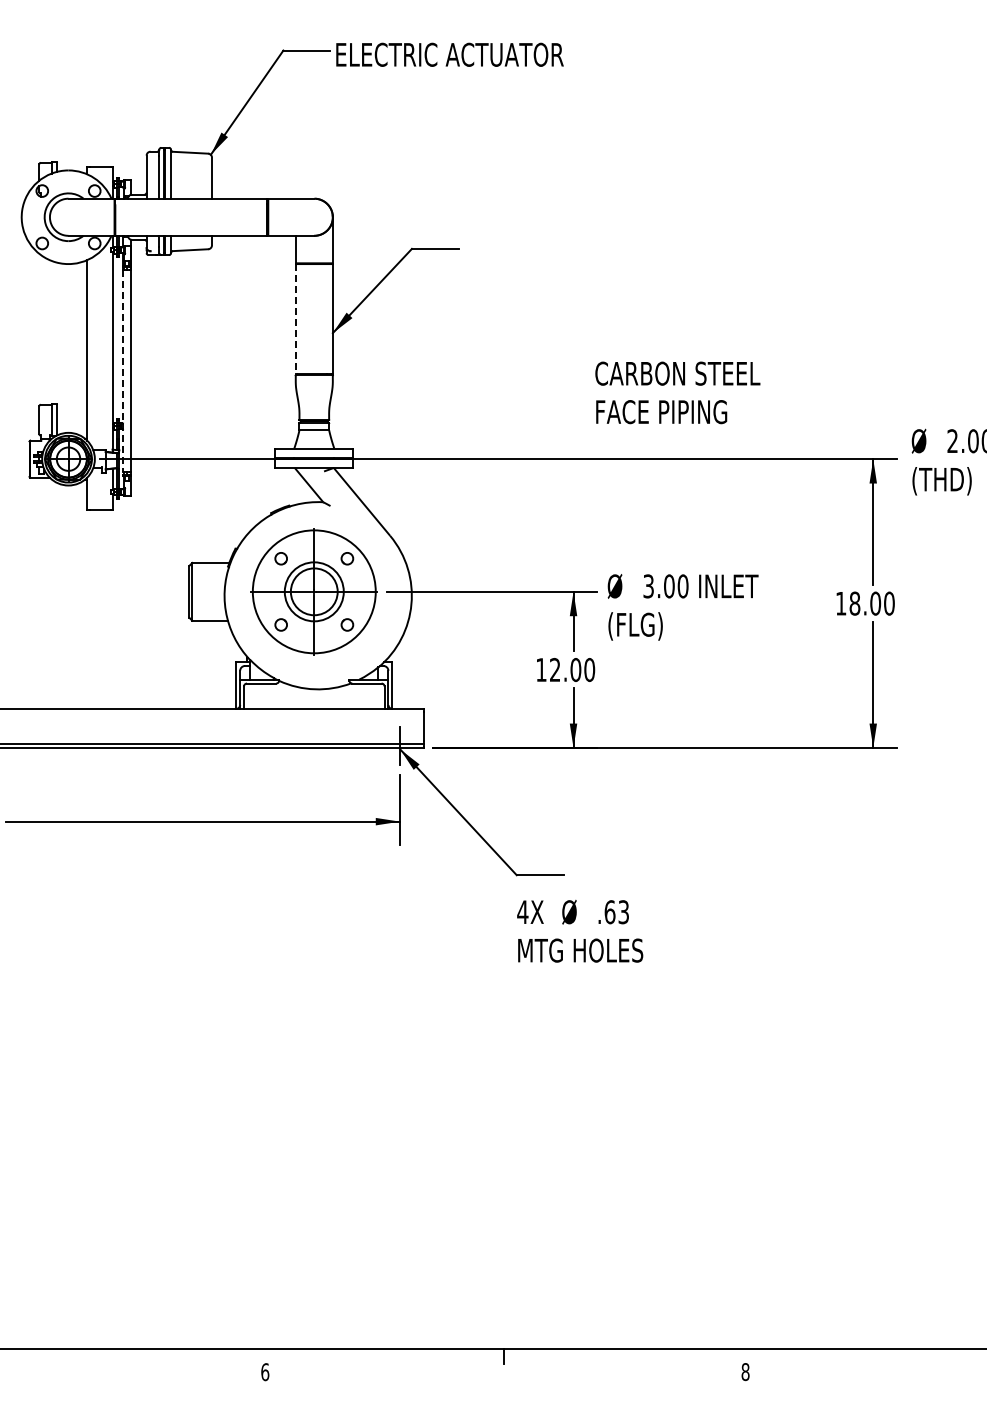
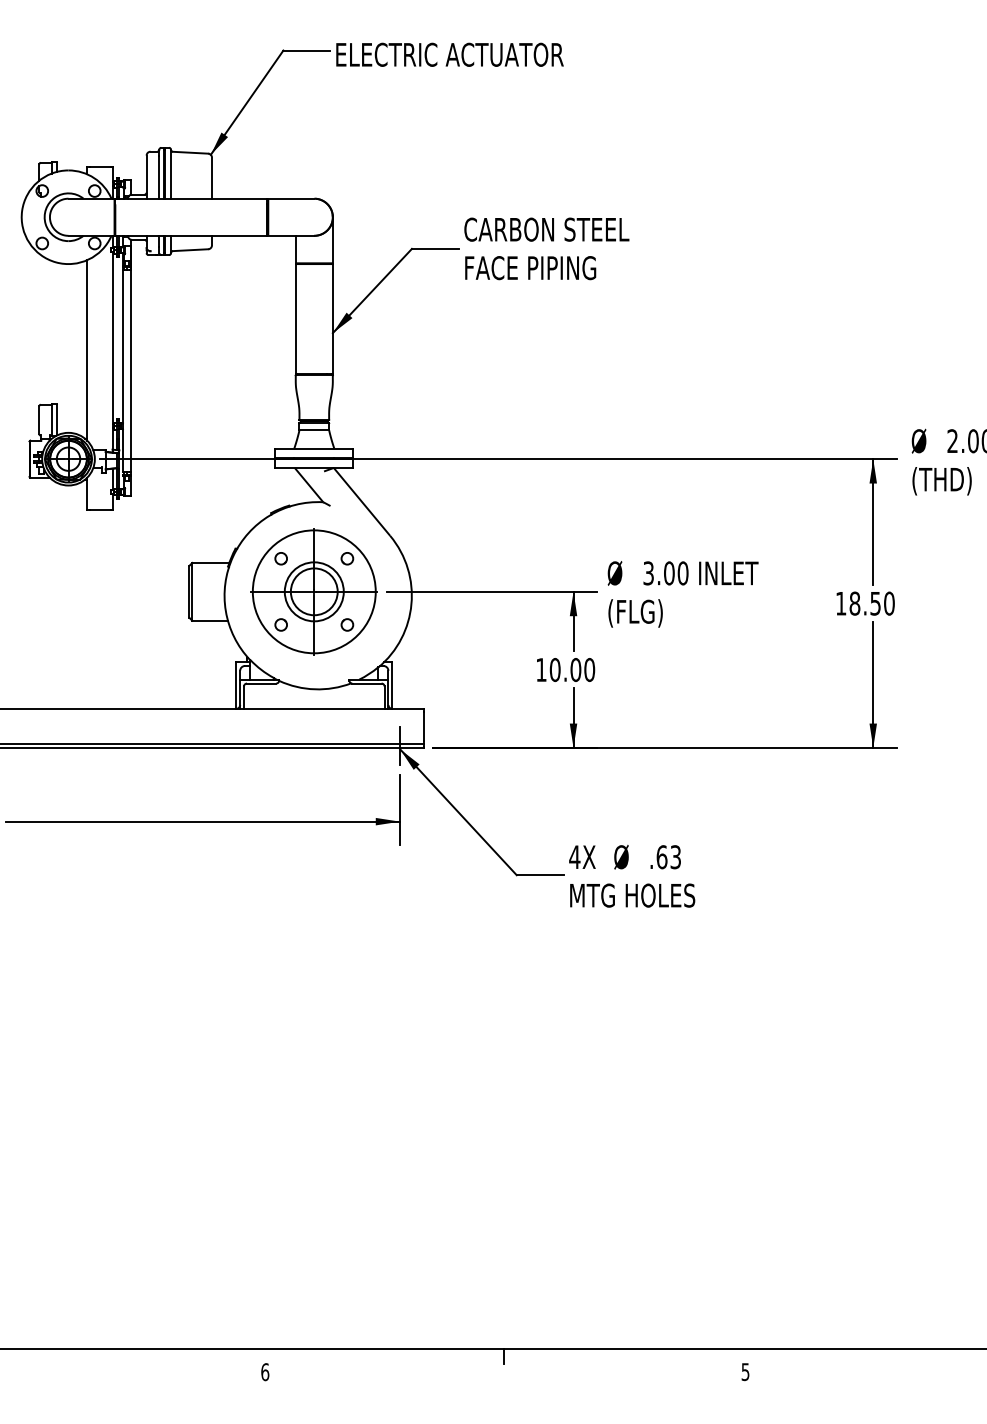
line: dashed -> solid (295, 319)
line: dashed -> solid (123, 371)
text position: (677, 392) -> (546, 248) (546, 248)
text: 18.00 -> 18.50 (875, 603)
text position: (682, 607) -> (682, 594) (682, 594)
text: 12.00 -> 10.00 (554, 670)
text position: (580, 930) -> (632, 875) (632, 875)
text: 8 -> 5 (745, 1372)
